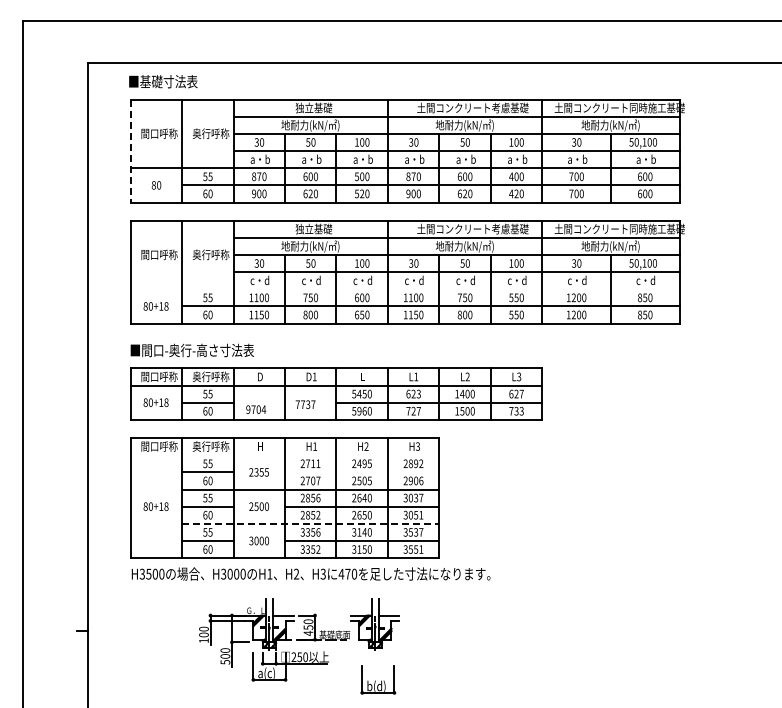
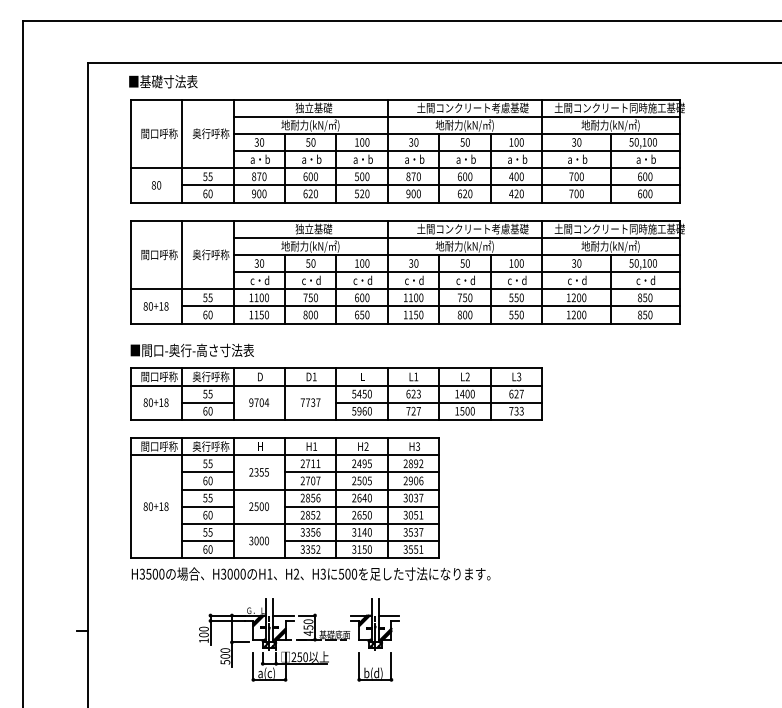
line: dashed -> solid (130, 151)
line: none -> present (404, 289)
text position: (305, 404) -> (310, 402) (310, 402)
text position: (256, 409) -> (259, 402) (259, 402)
line: none -> present (284, 455)
line: none -> present (362, 472)
line: dashed -> solid (310, 523)
text: 470 -> 500 (344, 573)
part position: (378, 679) -> (375, 666) (375, 666)
